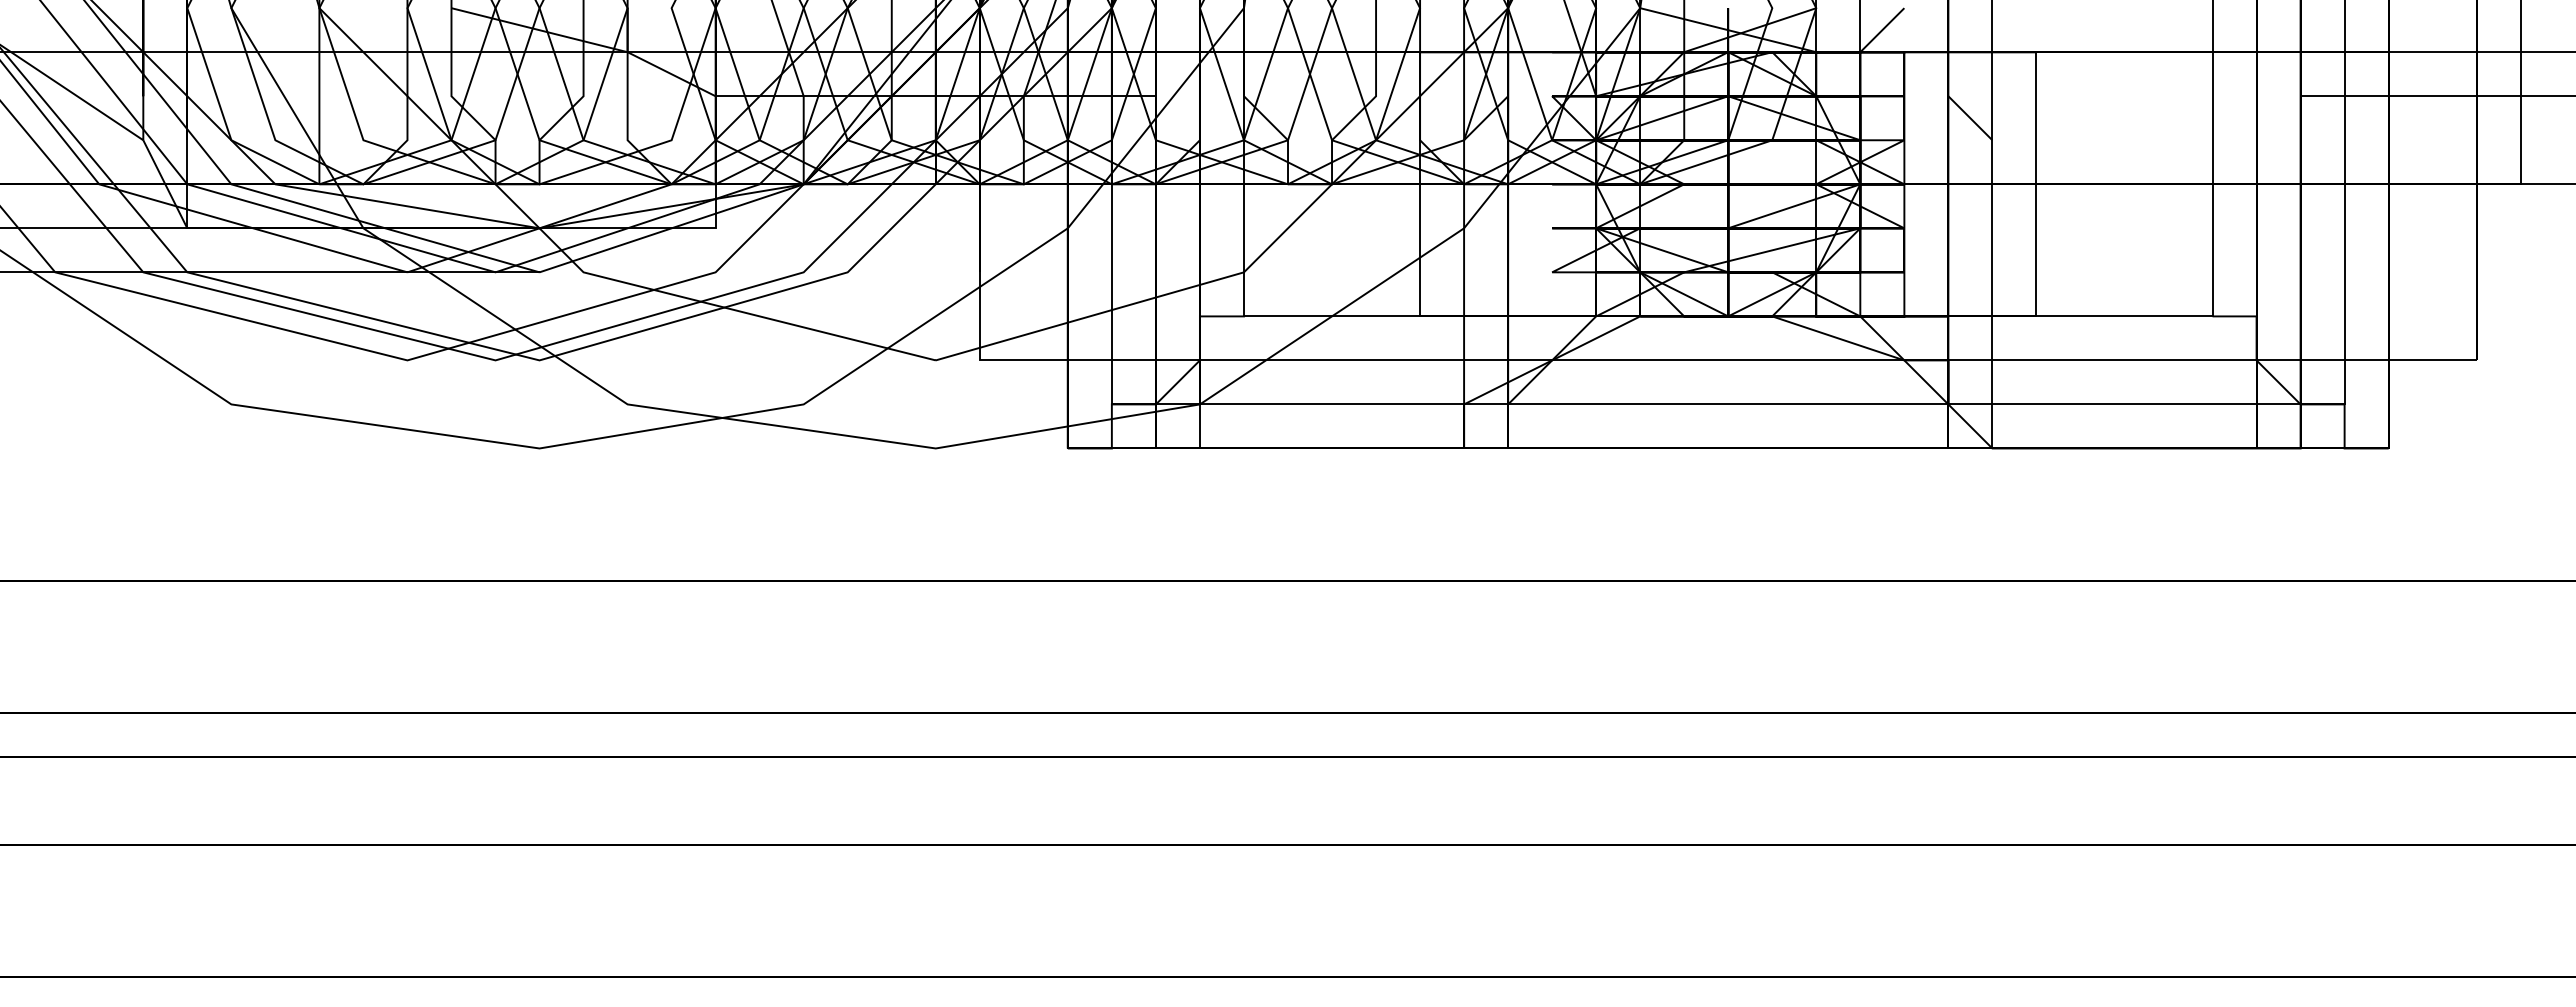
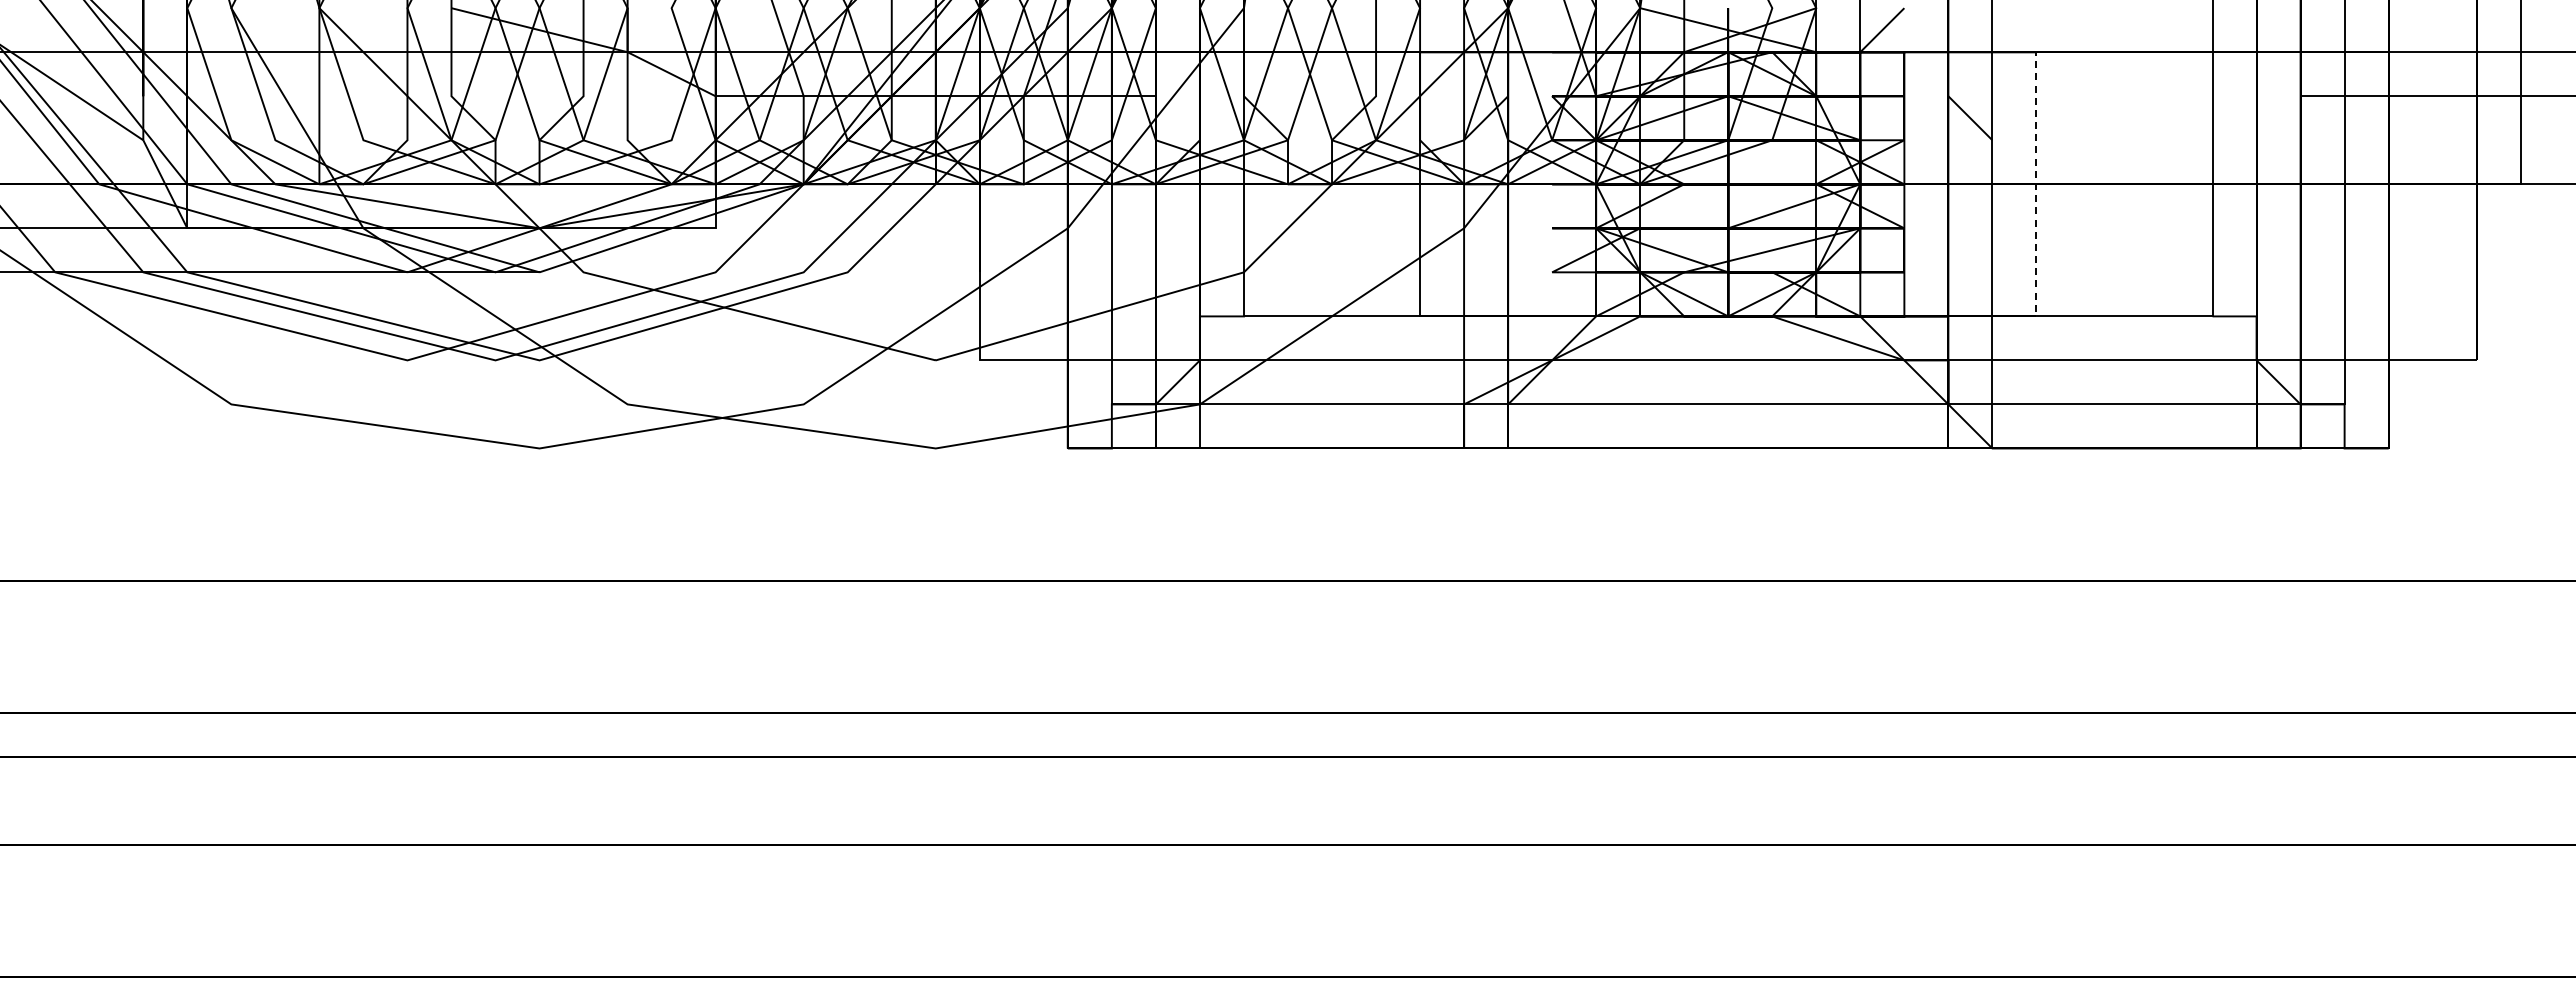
line: solid -> dashed (2036, 183)
